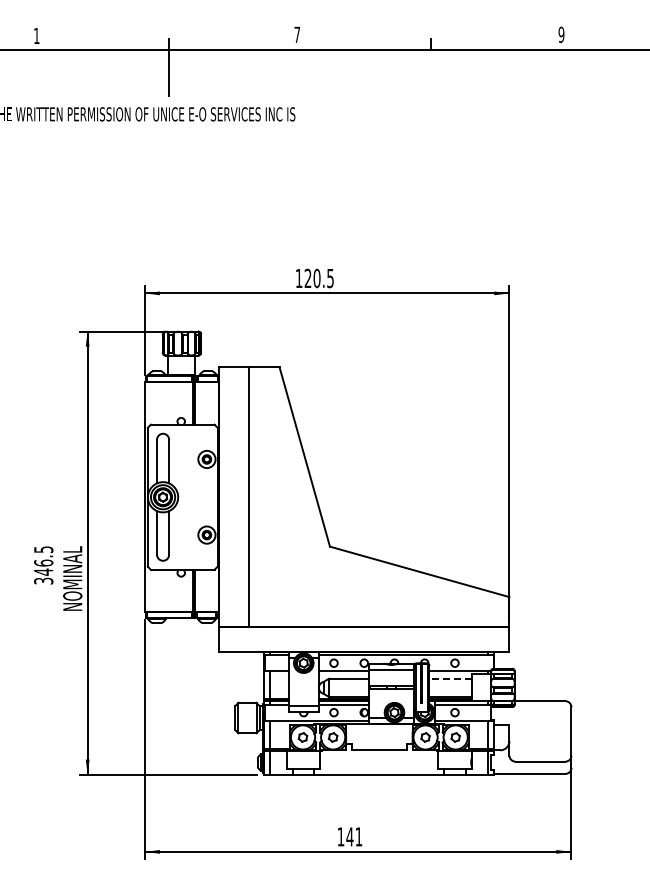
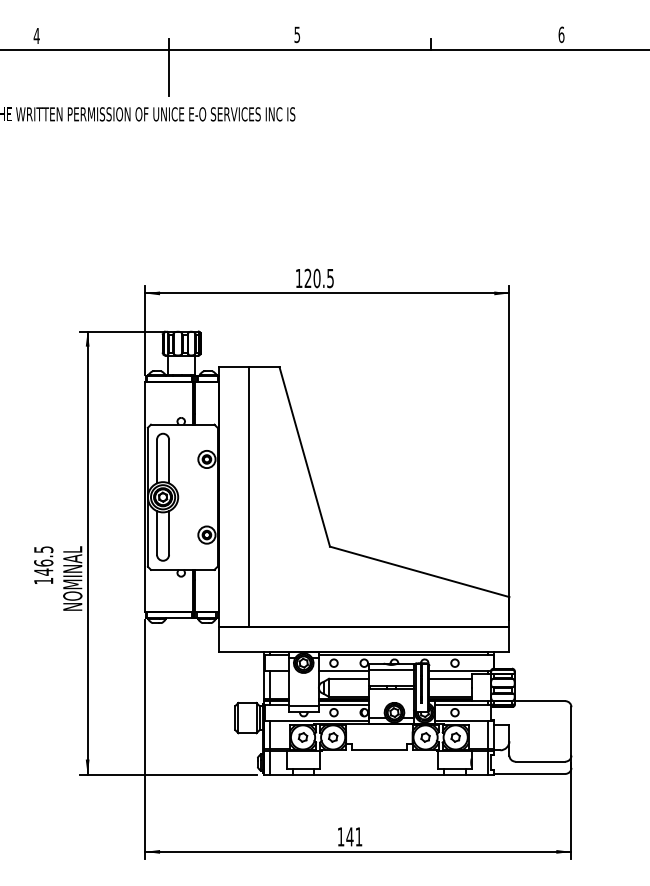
text: 9 -> 6 (561, 34)
text: 1 -> 4 (36, 35)
text: 7 -> 5 (297, 35)
text: 346.5 -> 146.5 (43, 580)
line: dashed -> solid (449, 678)
